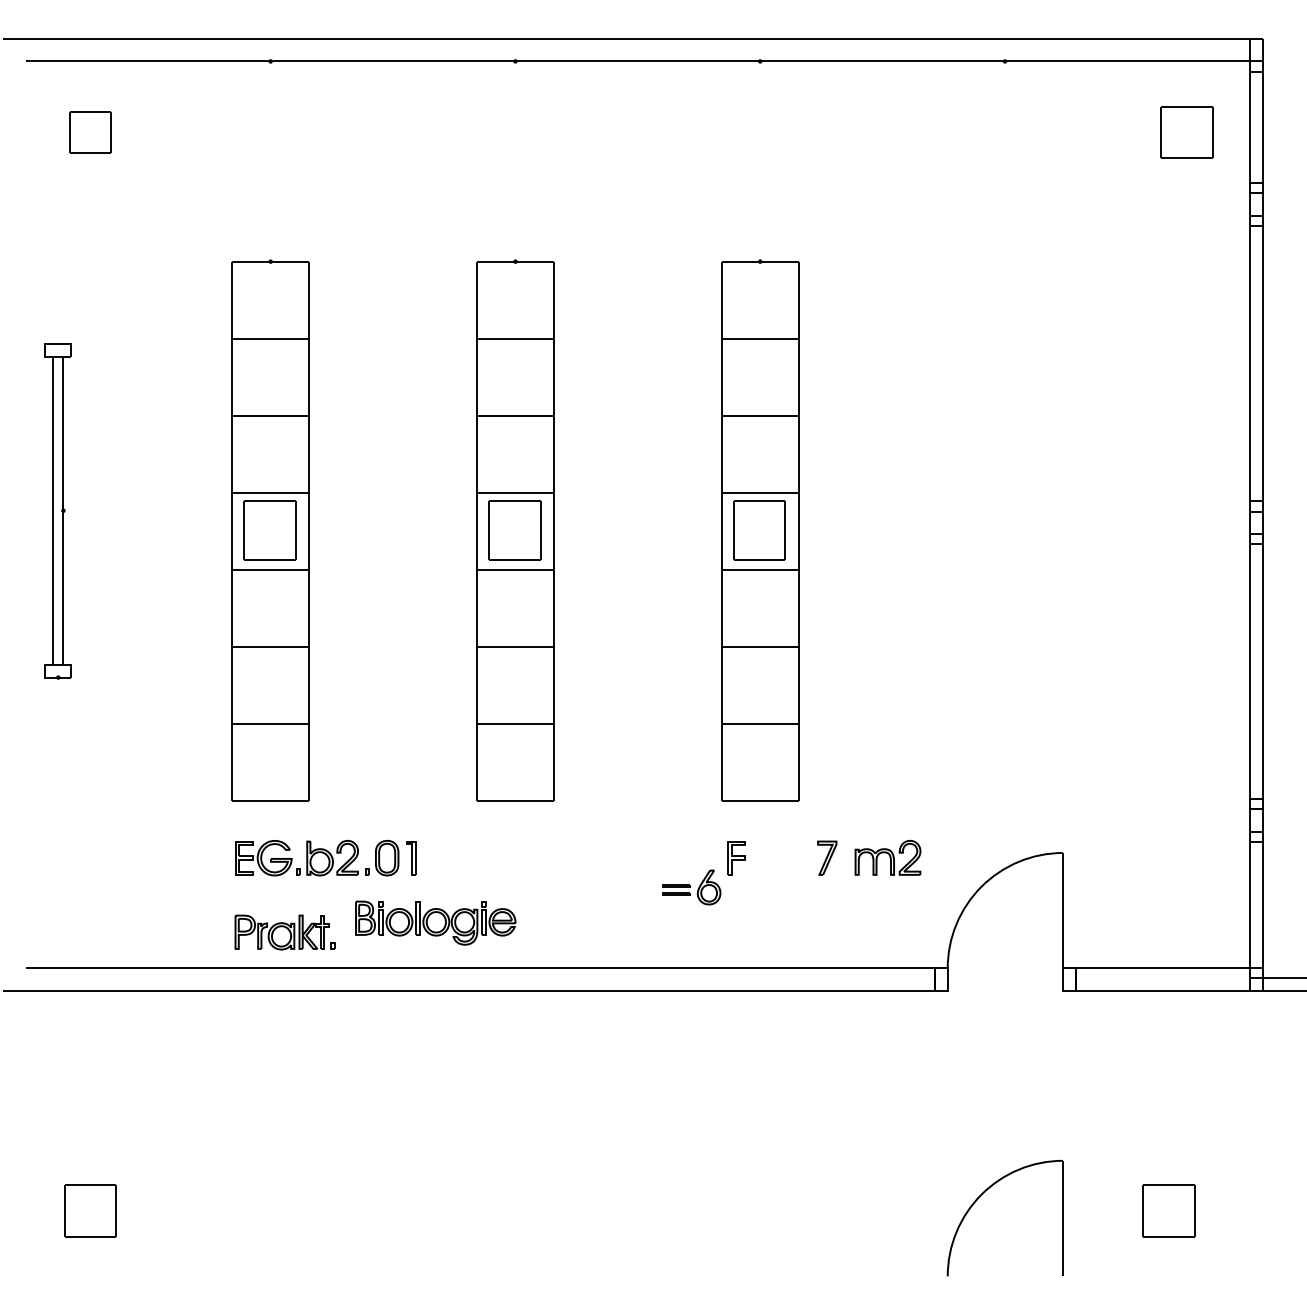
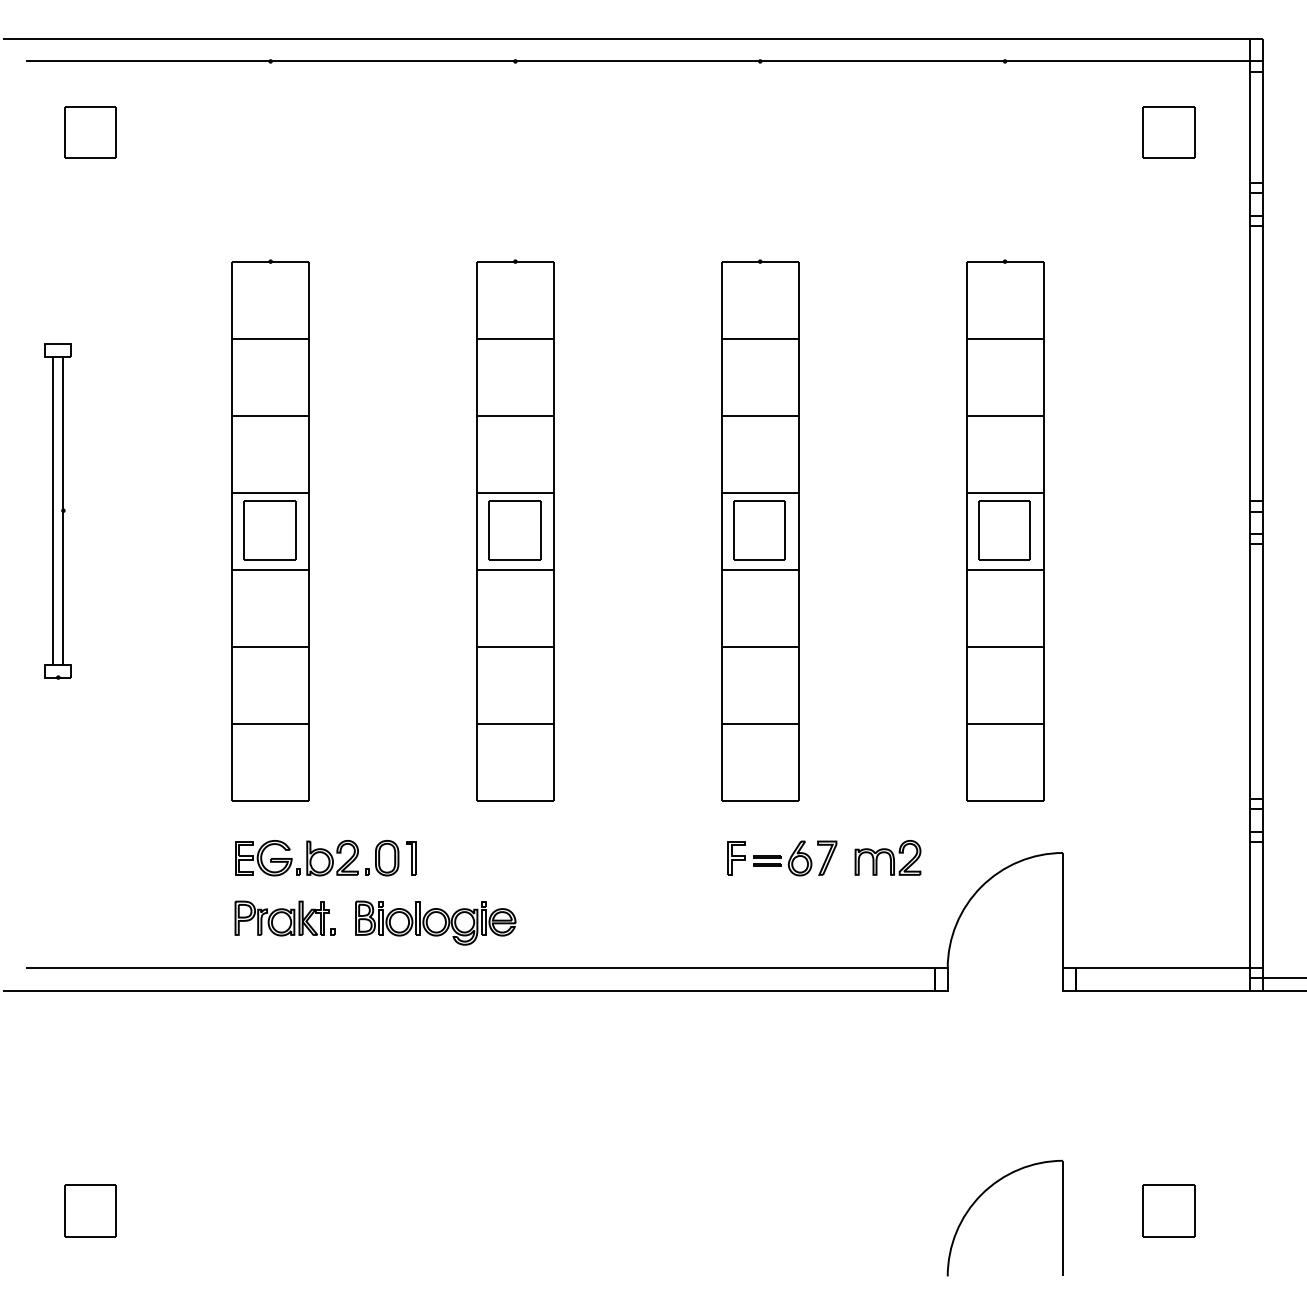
part size: 43x43 px -> 53x53 px (90, 132)
part position: (1186, 132) -> (1168, 132) (1168, 132)
part: none -> present (1005, 530)
part position: (691, 887) -> (782, 858) (782, 858)
part position: (284, 932) -> (284, 918) (284, 918)
